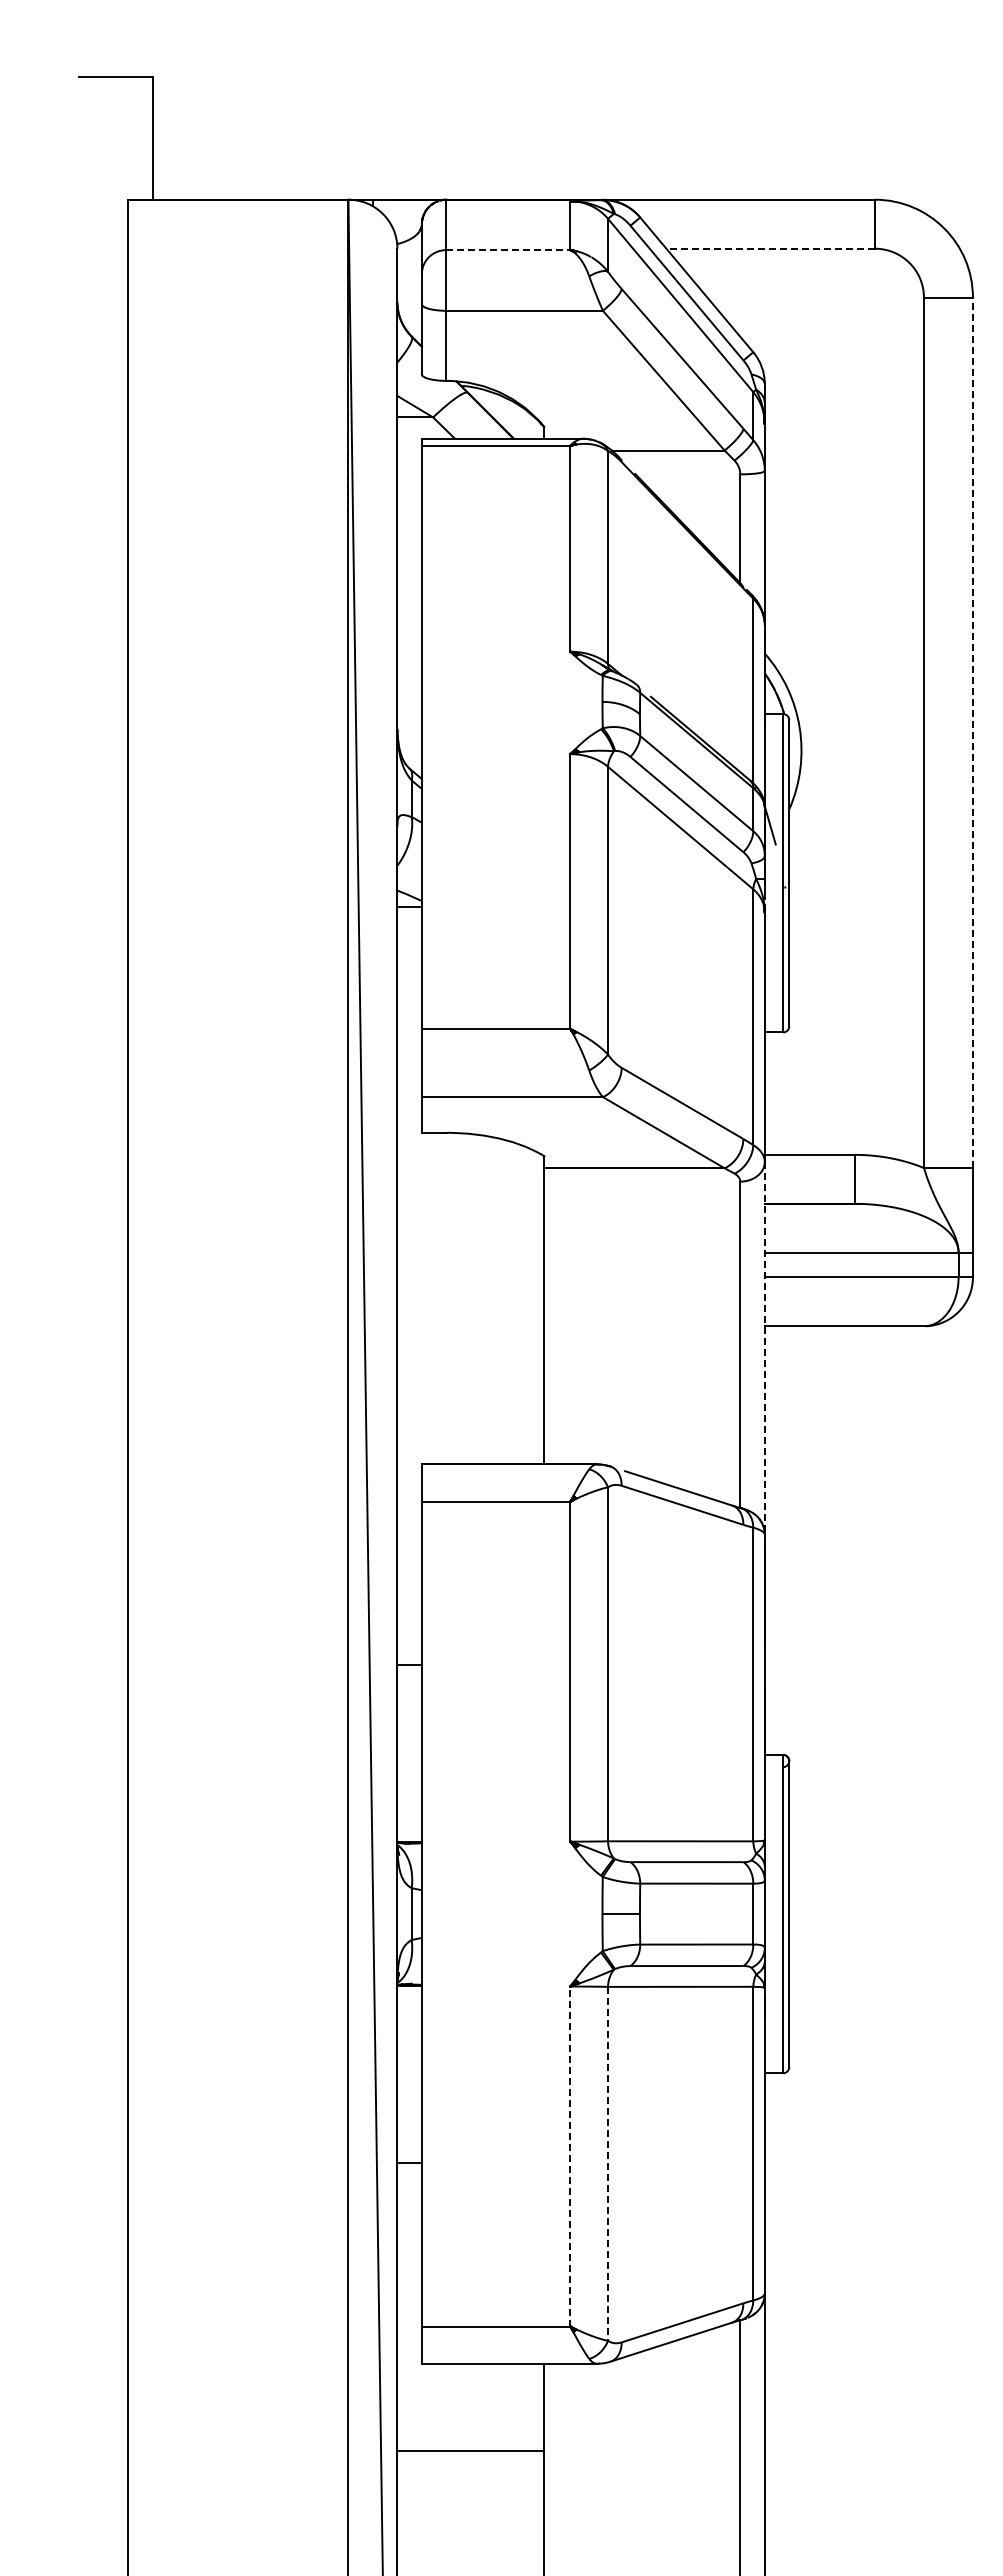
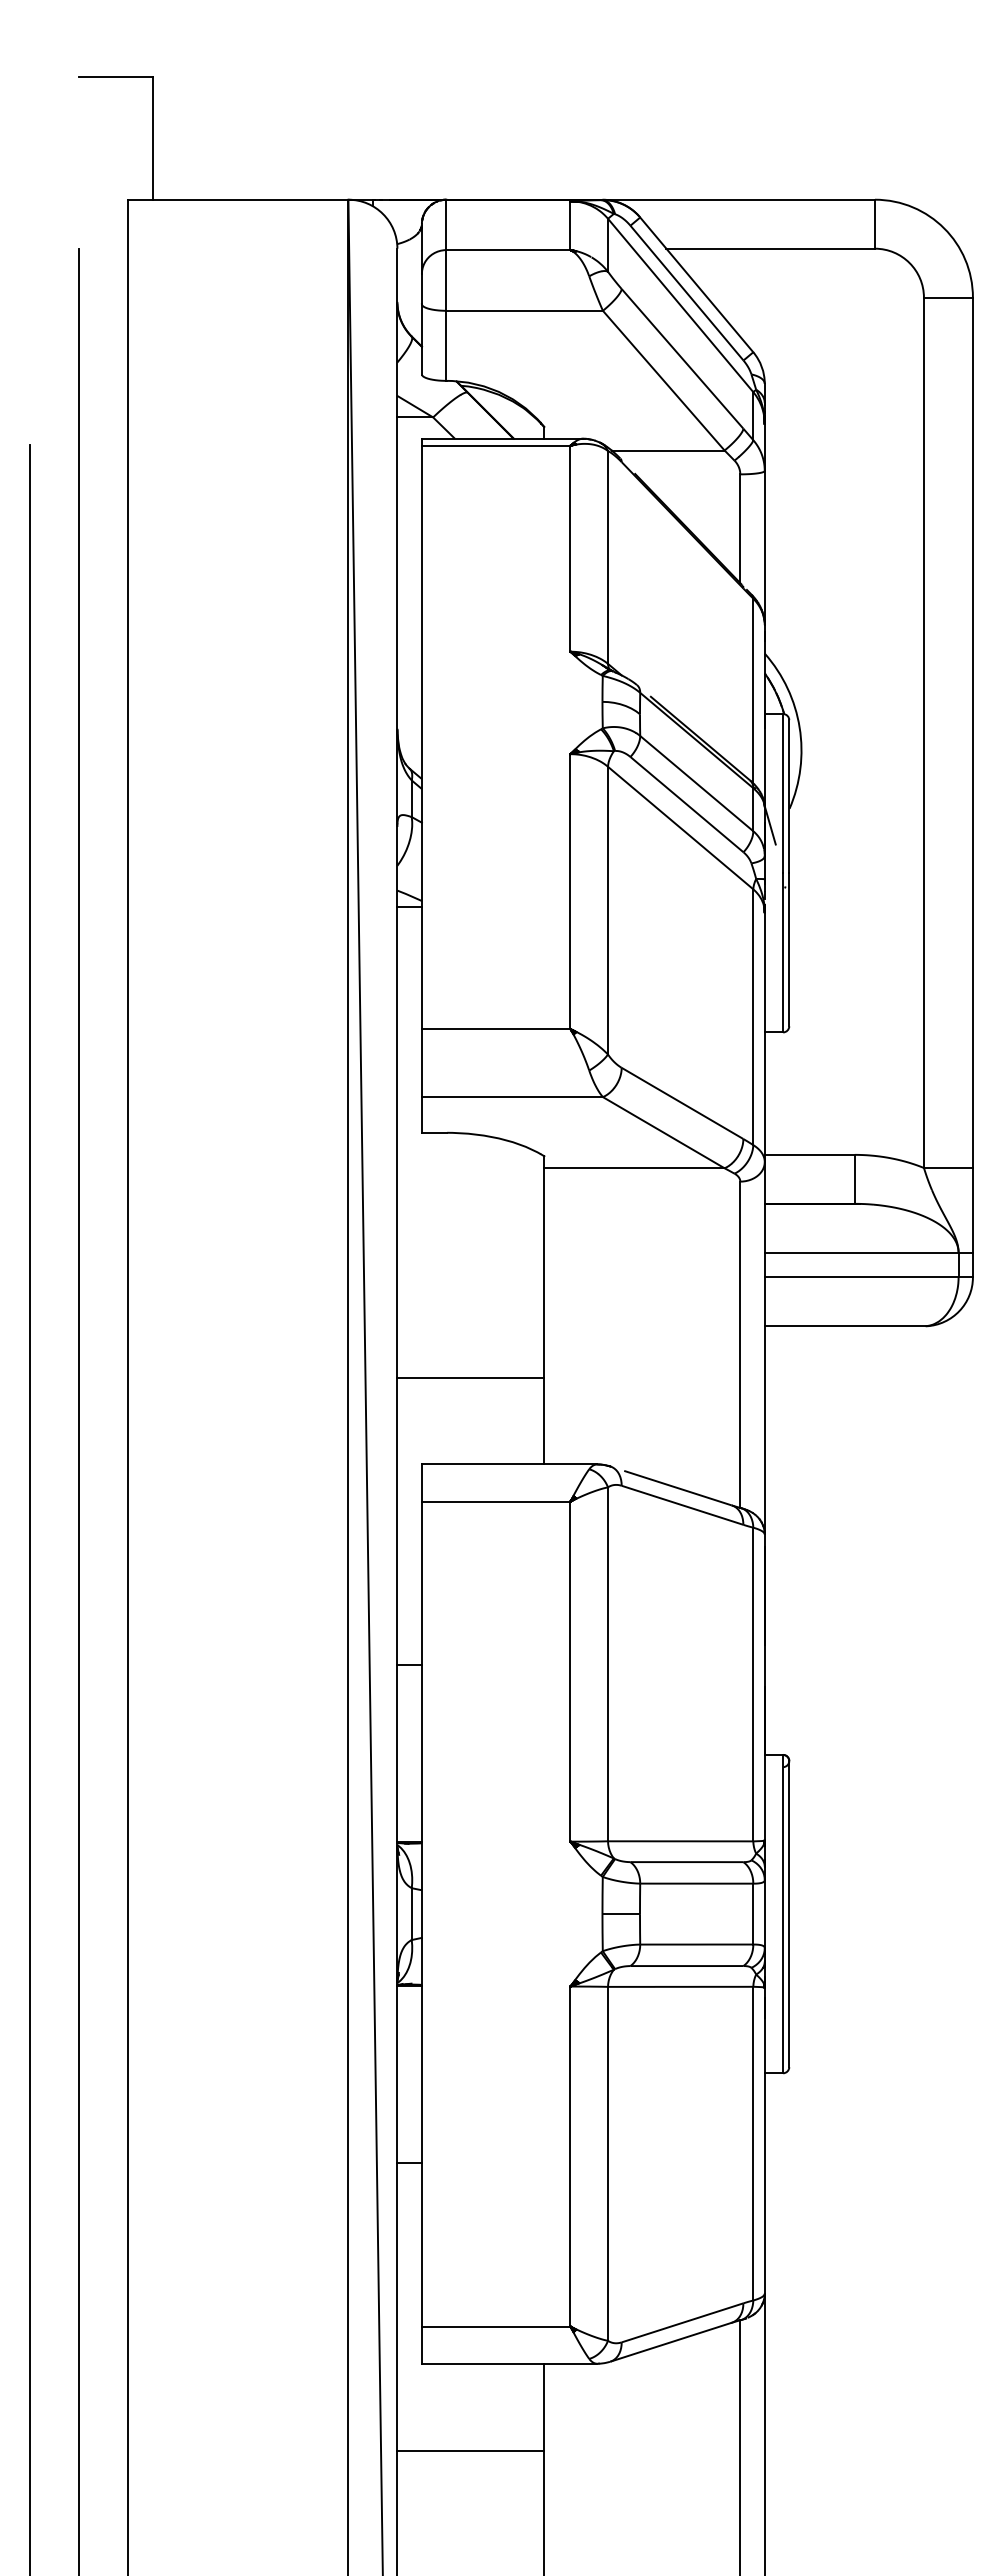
line: dashed -> solid (770, 248)
line: dashed -> solid (508, 250)
line: dashed -> solid (972, 732)
line: dashed -> solid (764, 1348)
line: none -> present (470, 1377)
line: none -> present (79, 1410)
line: none -> present (30, 1508)
line: dashed -> solid (570, 2156)
line: dashed -> solid (608, 2163)
